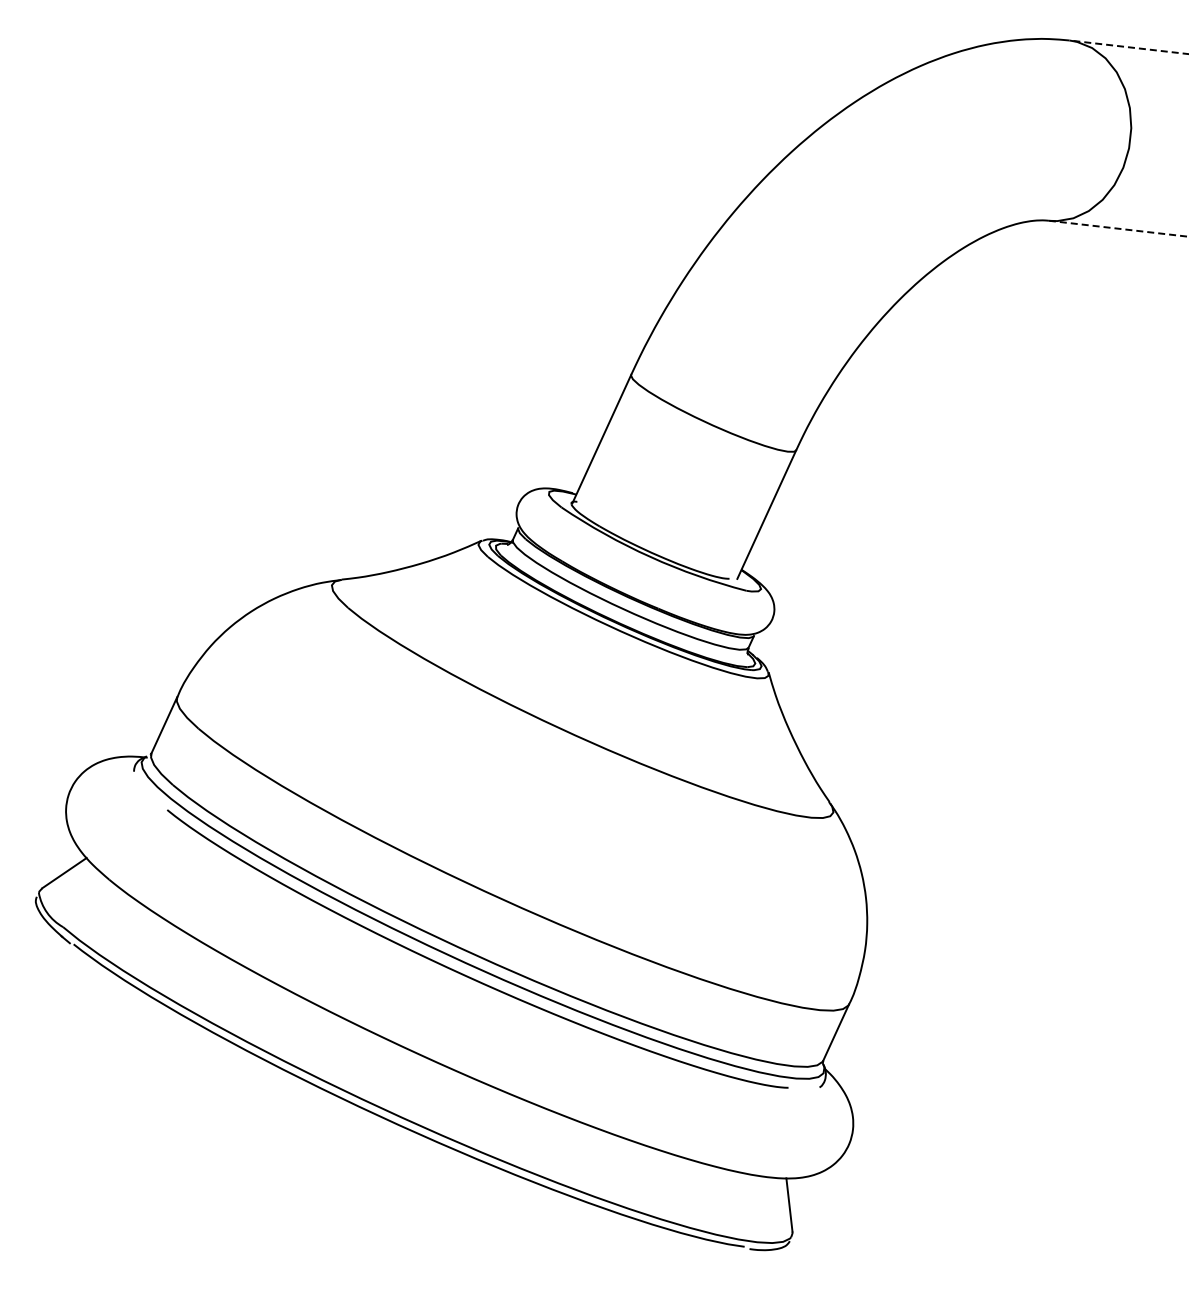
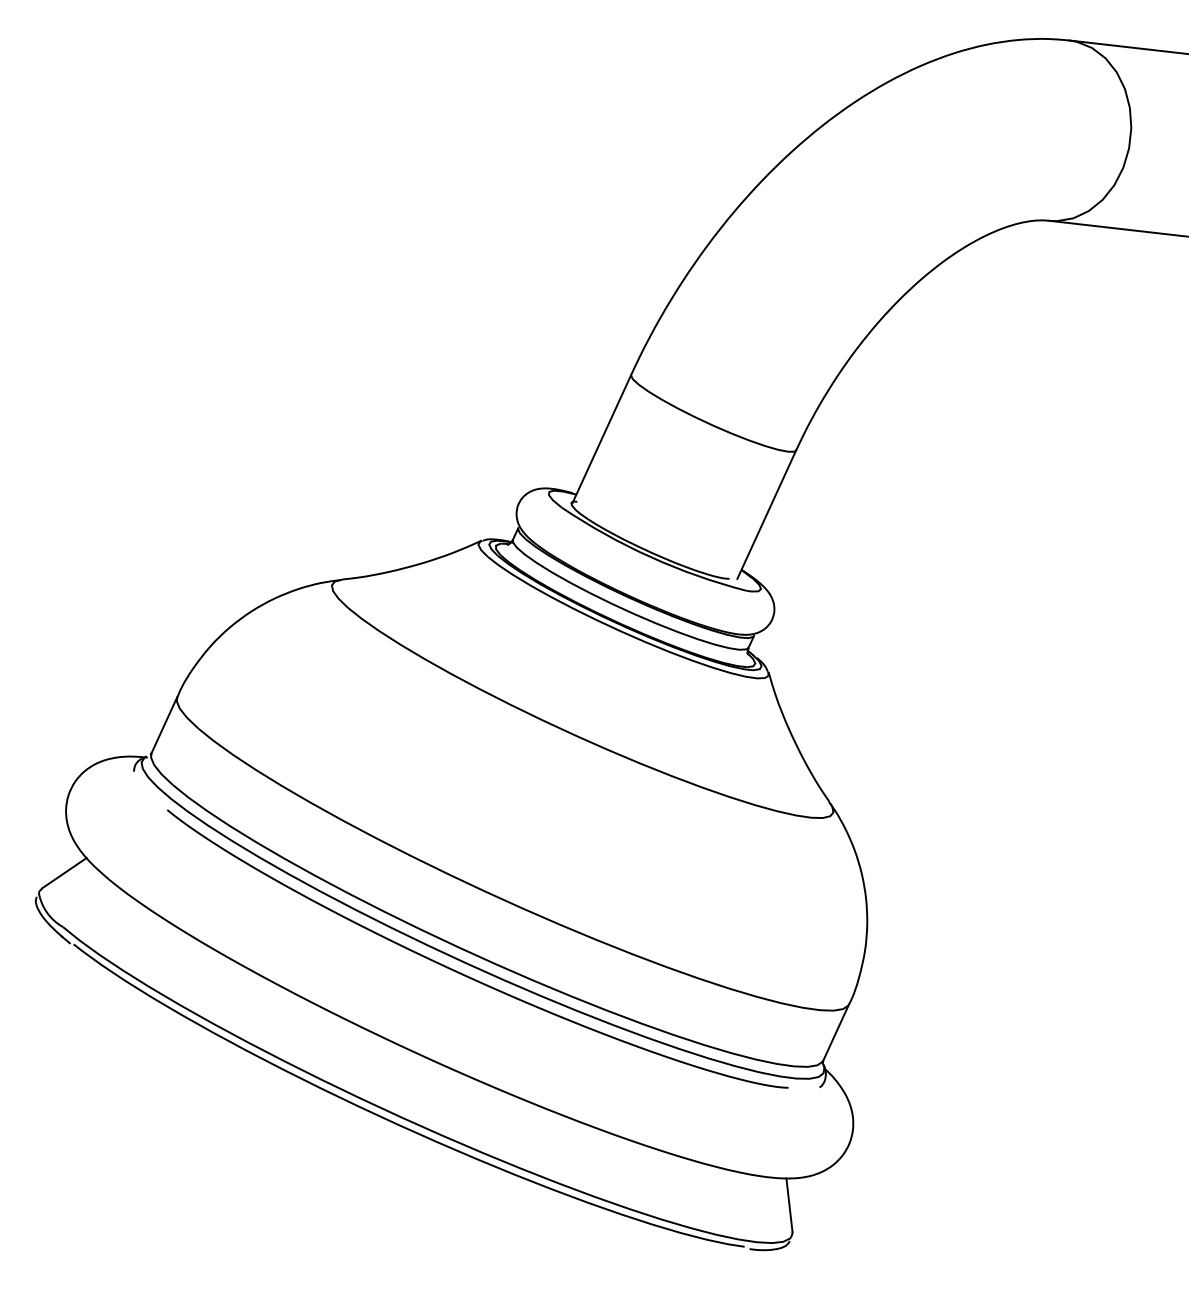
line: dashed -> solid (1129, 47)
line: dashed -> solid (1119, 228)
